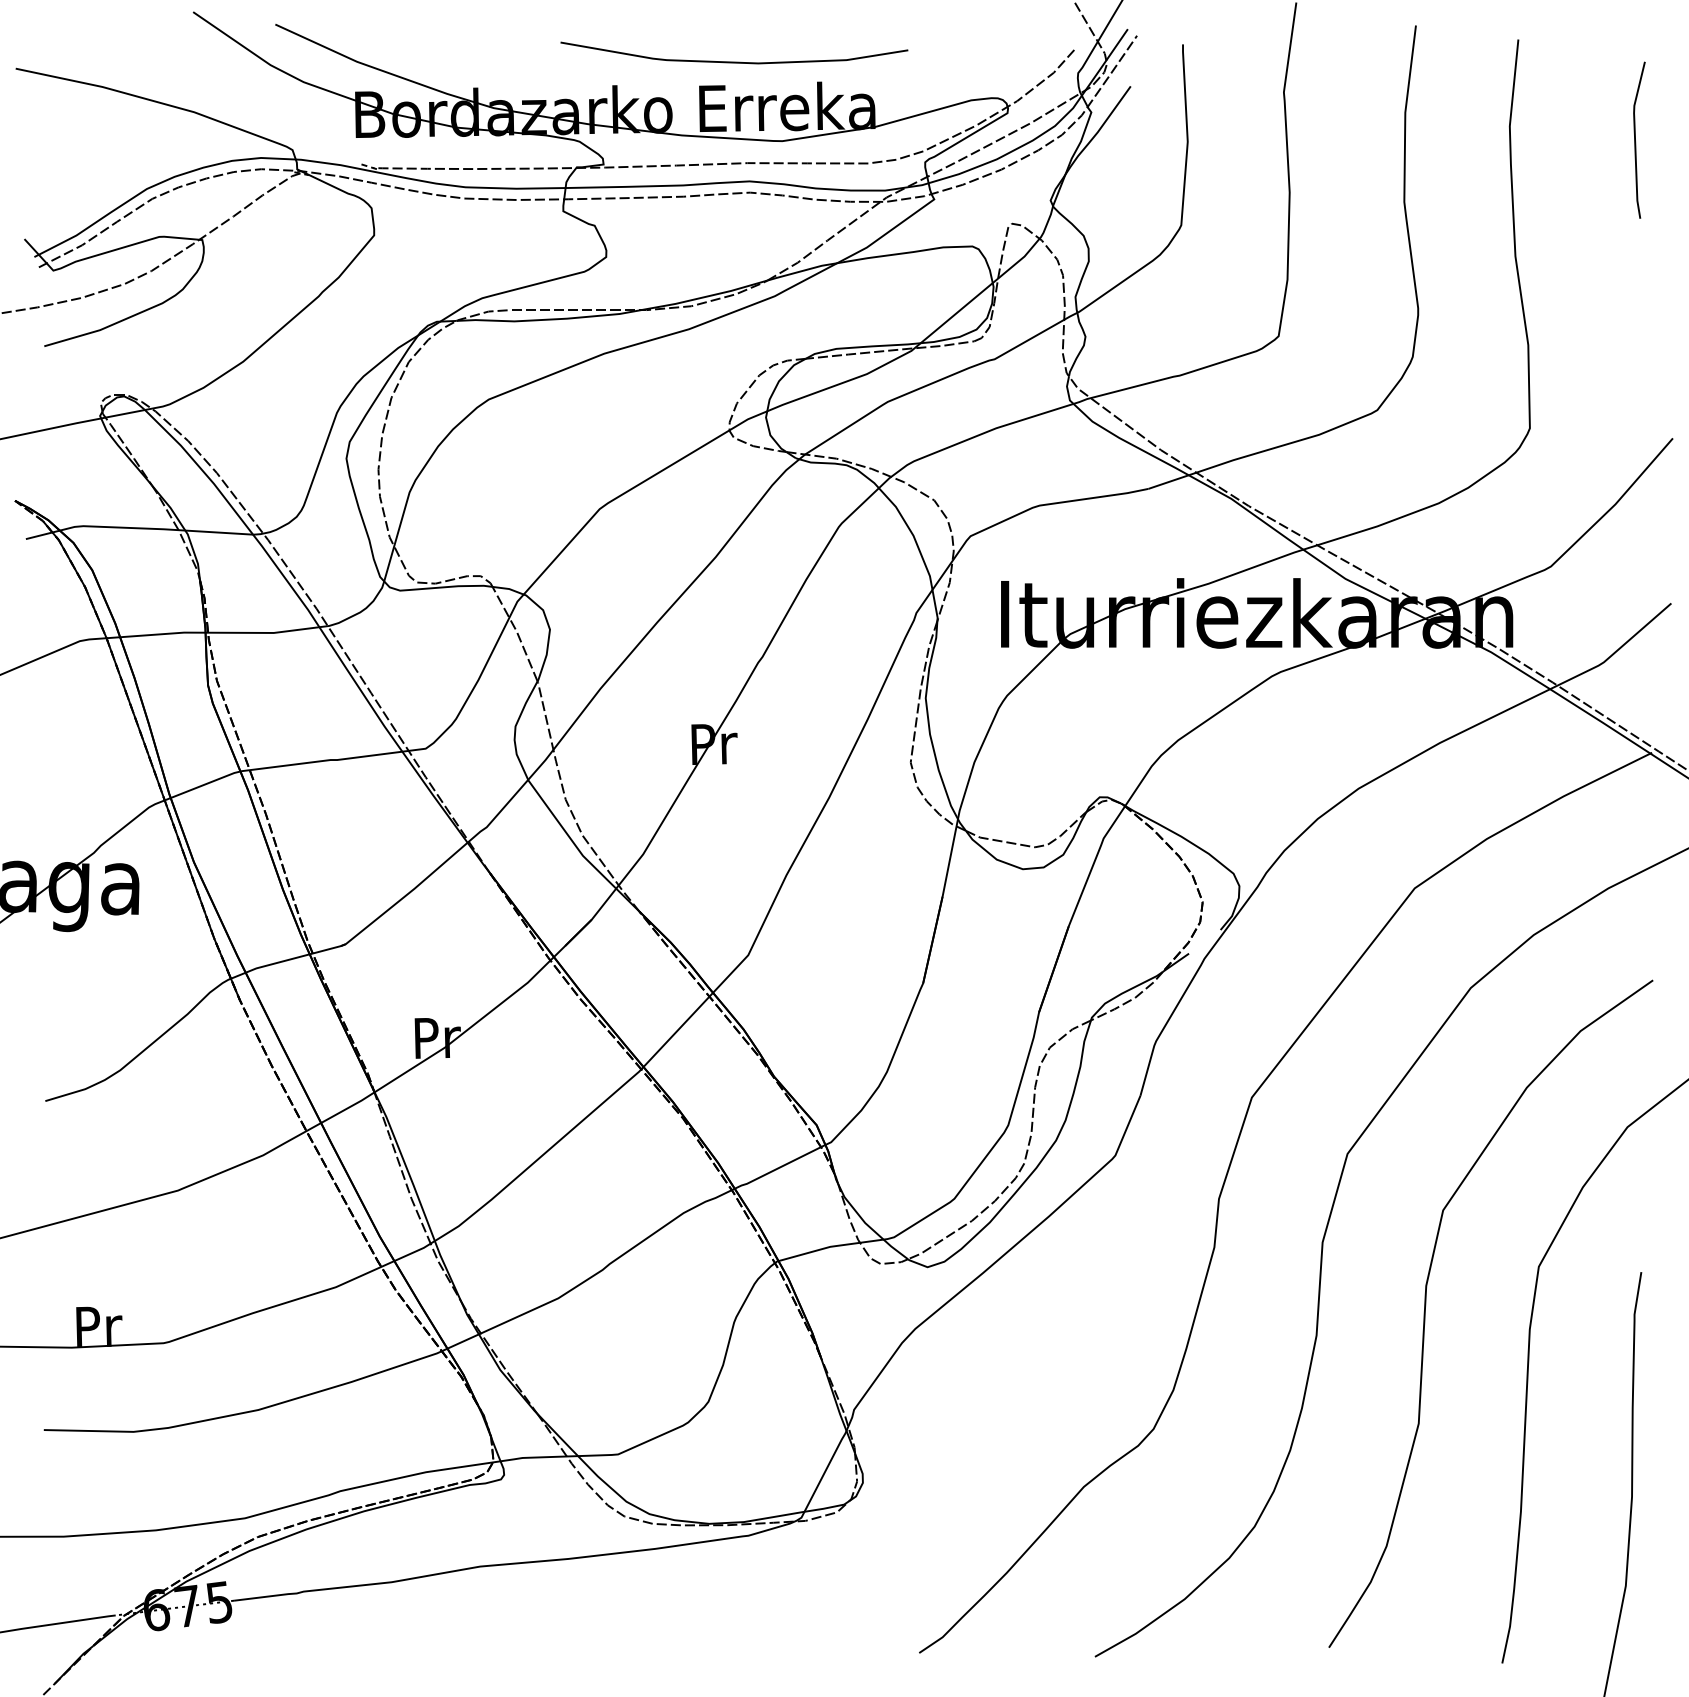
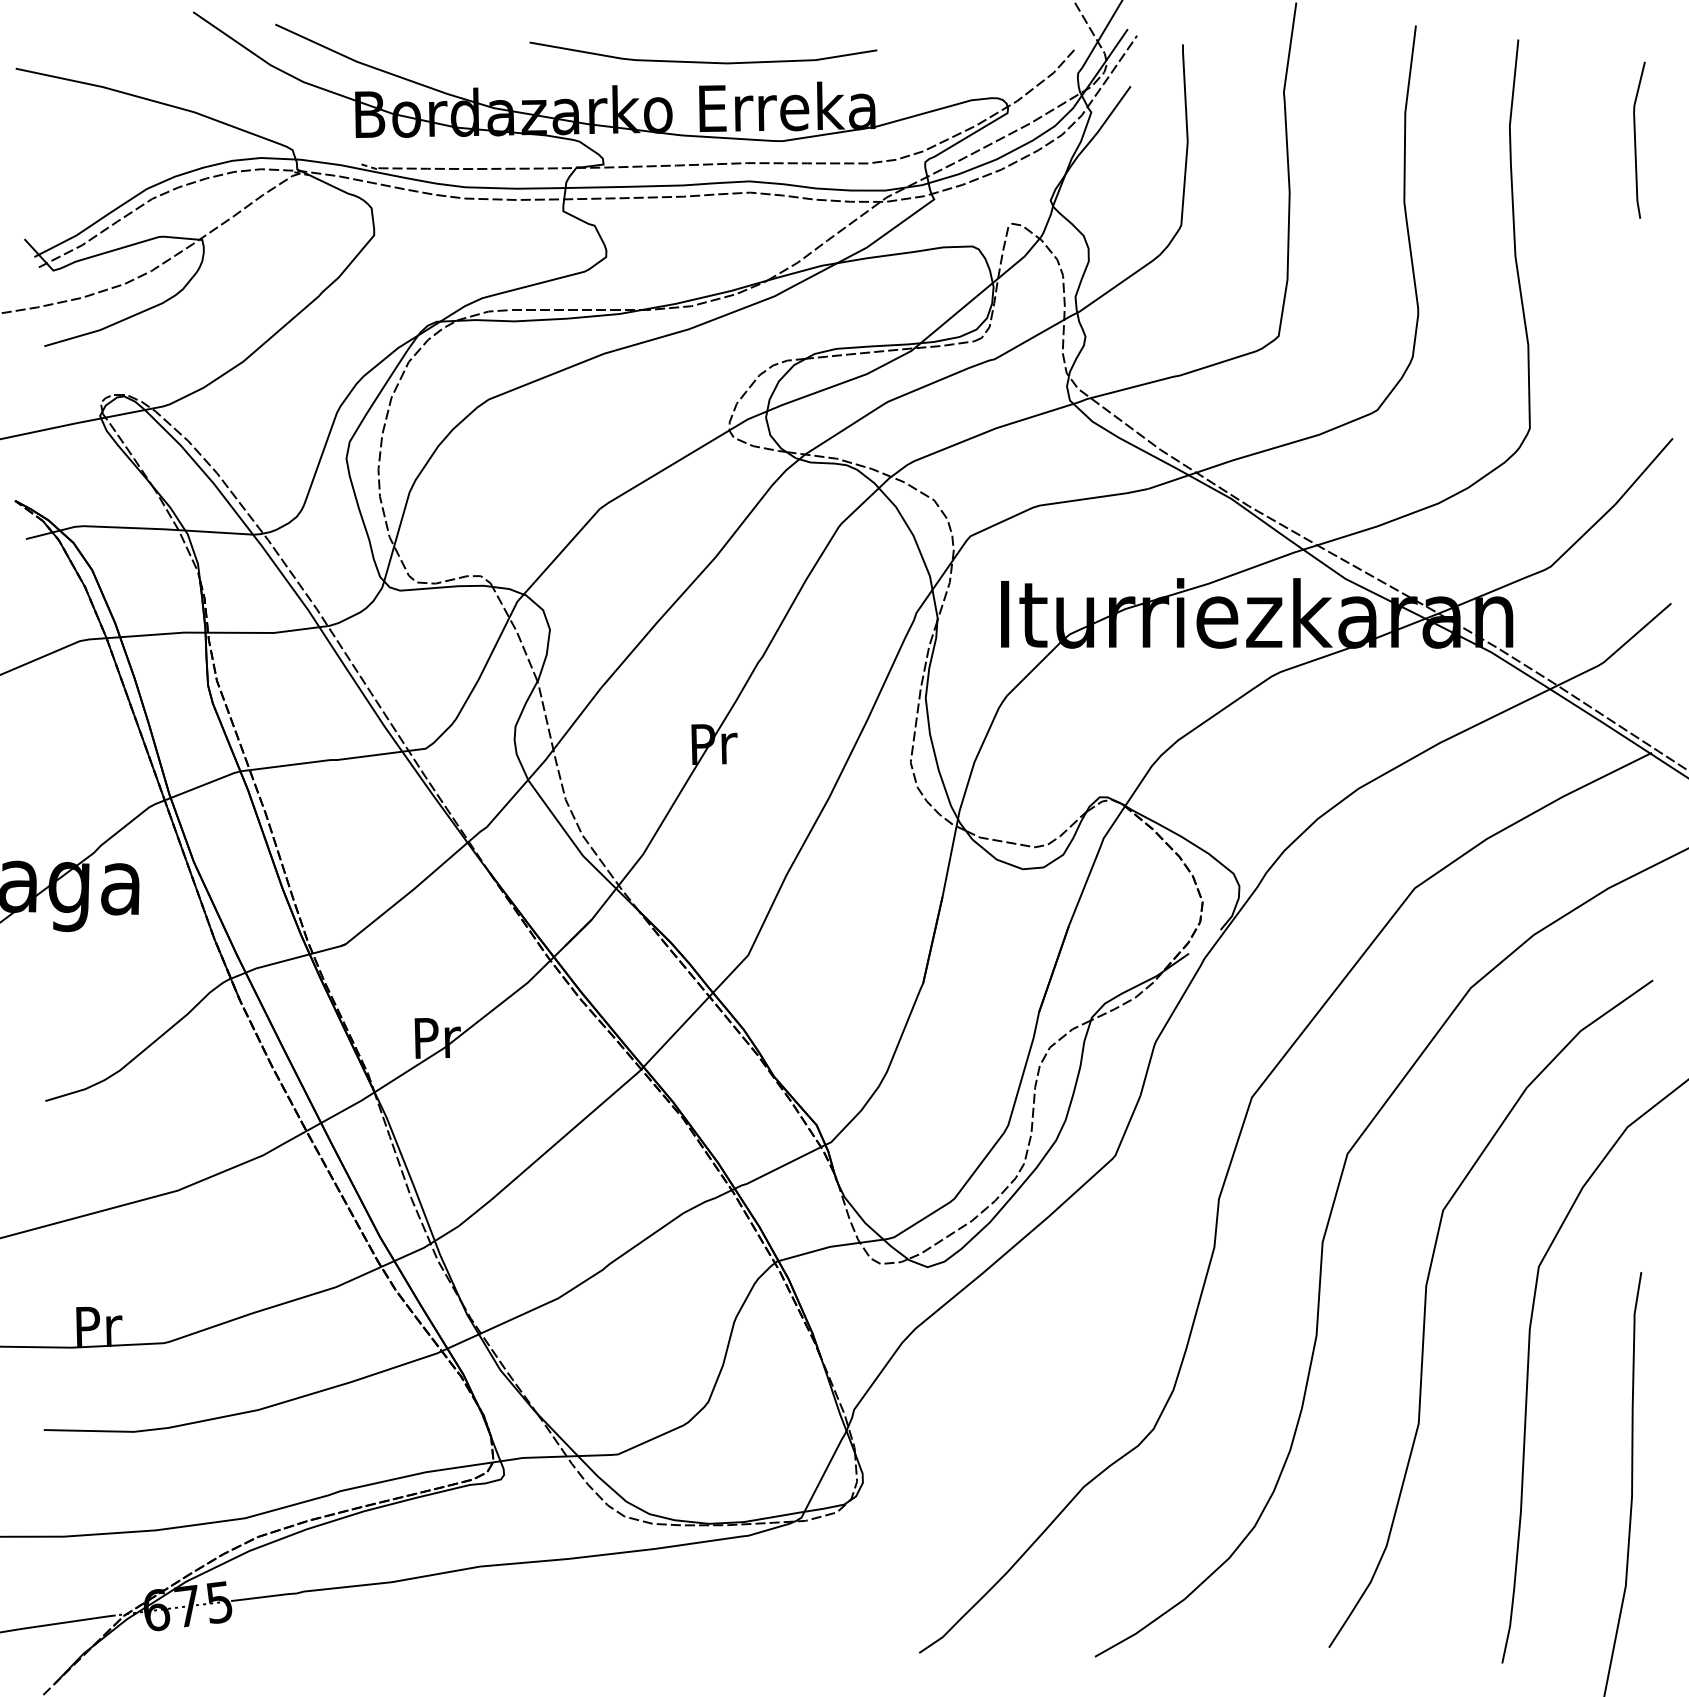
curve position: (734, 61) -> (703, 61) (703, 61)
